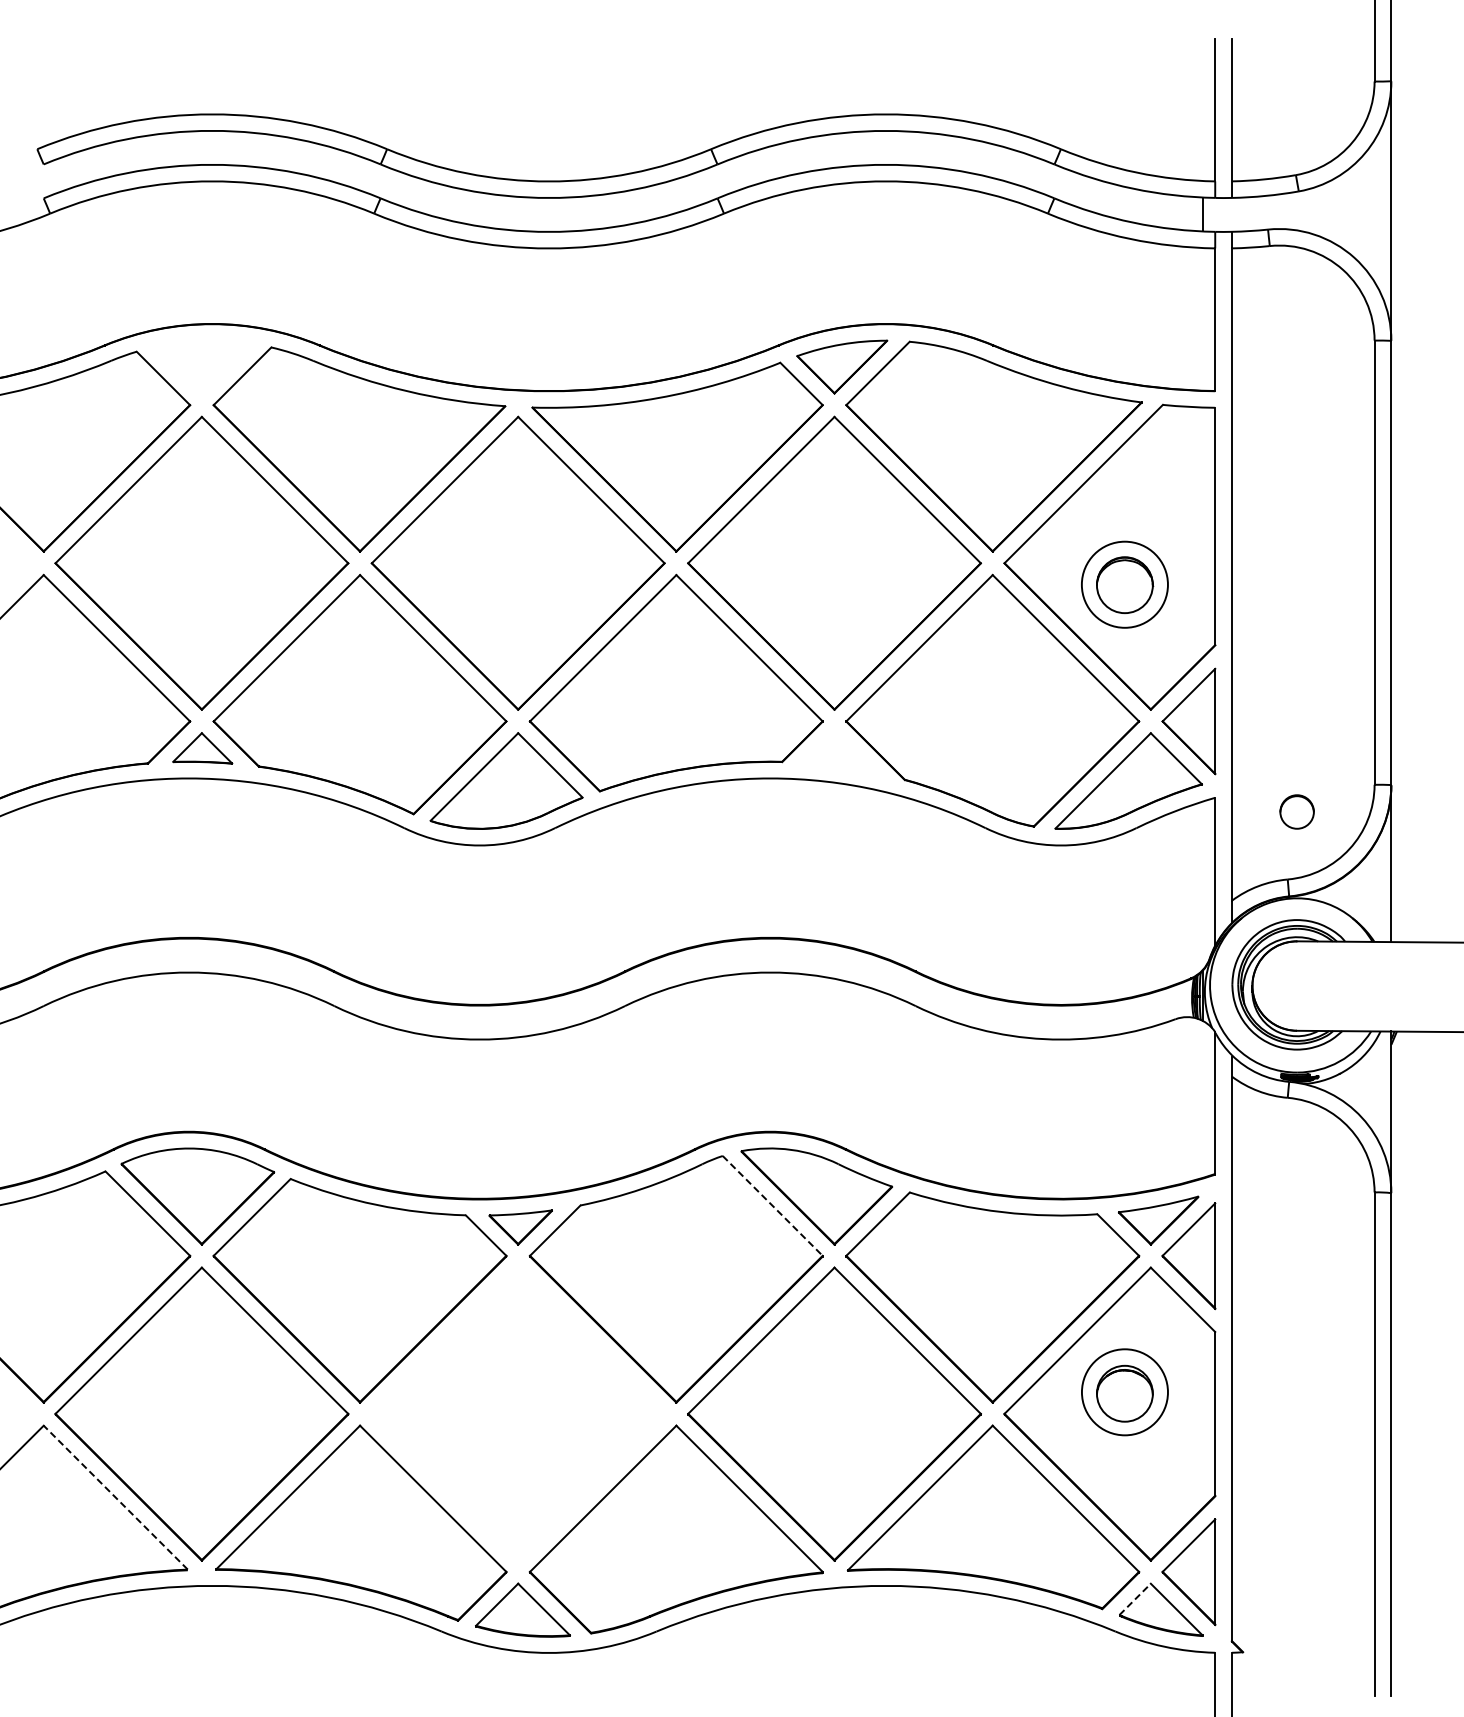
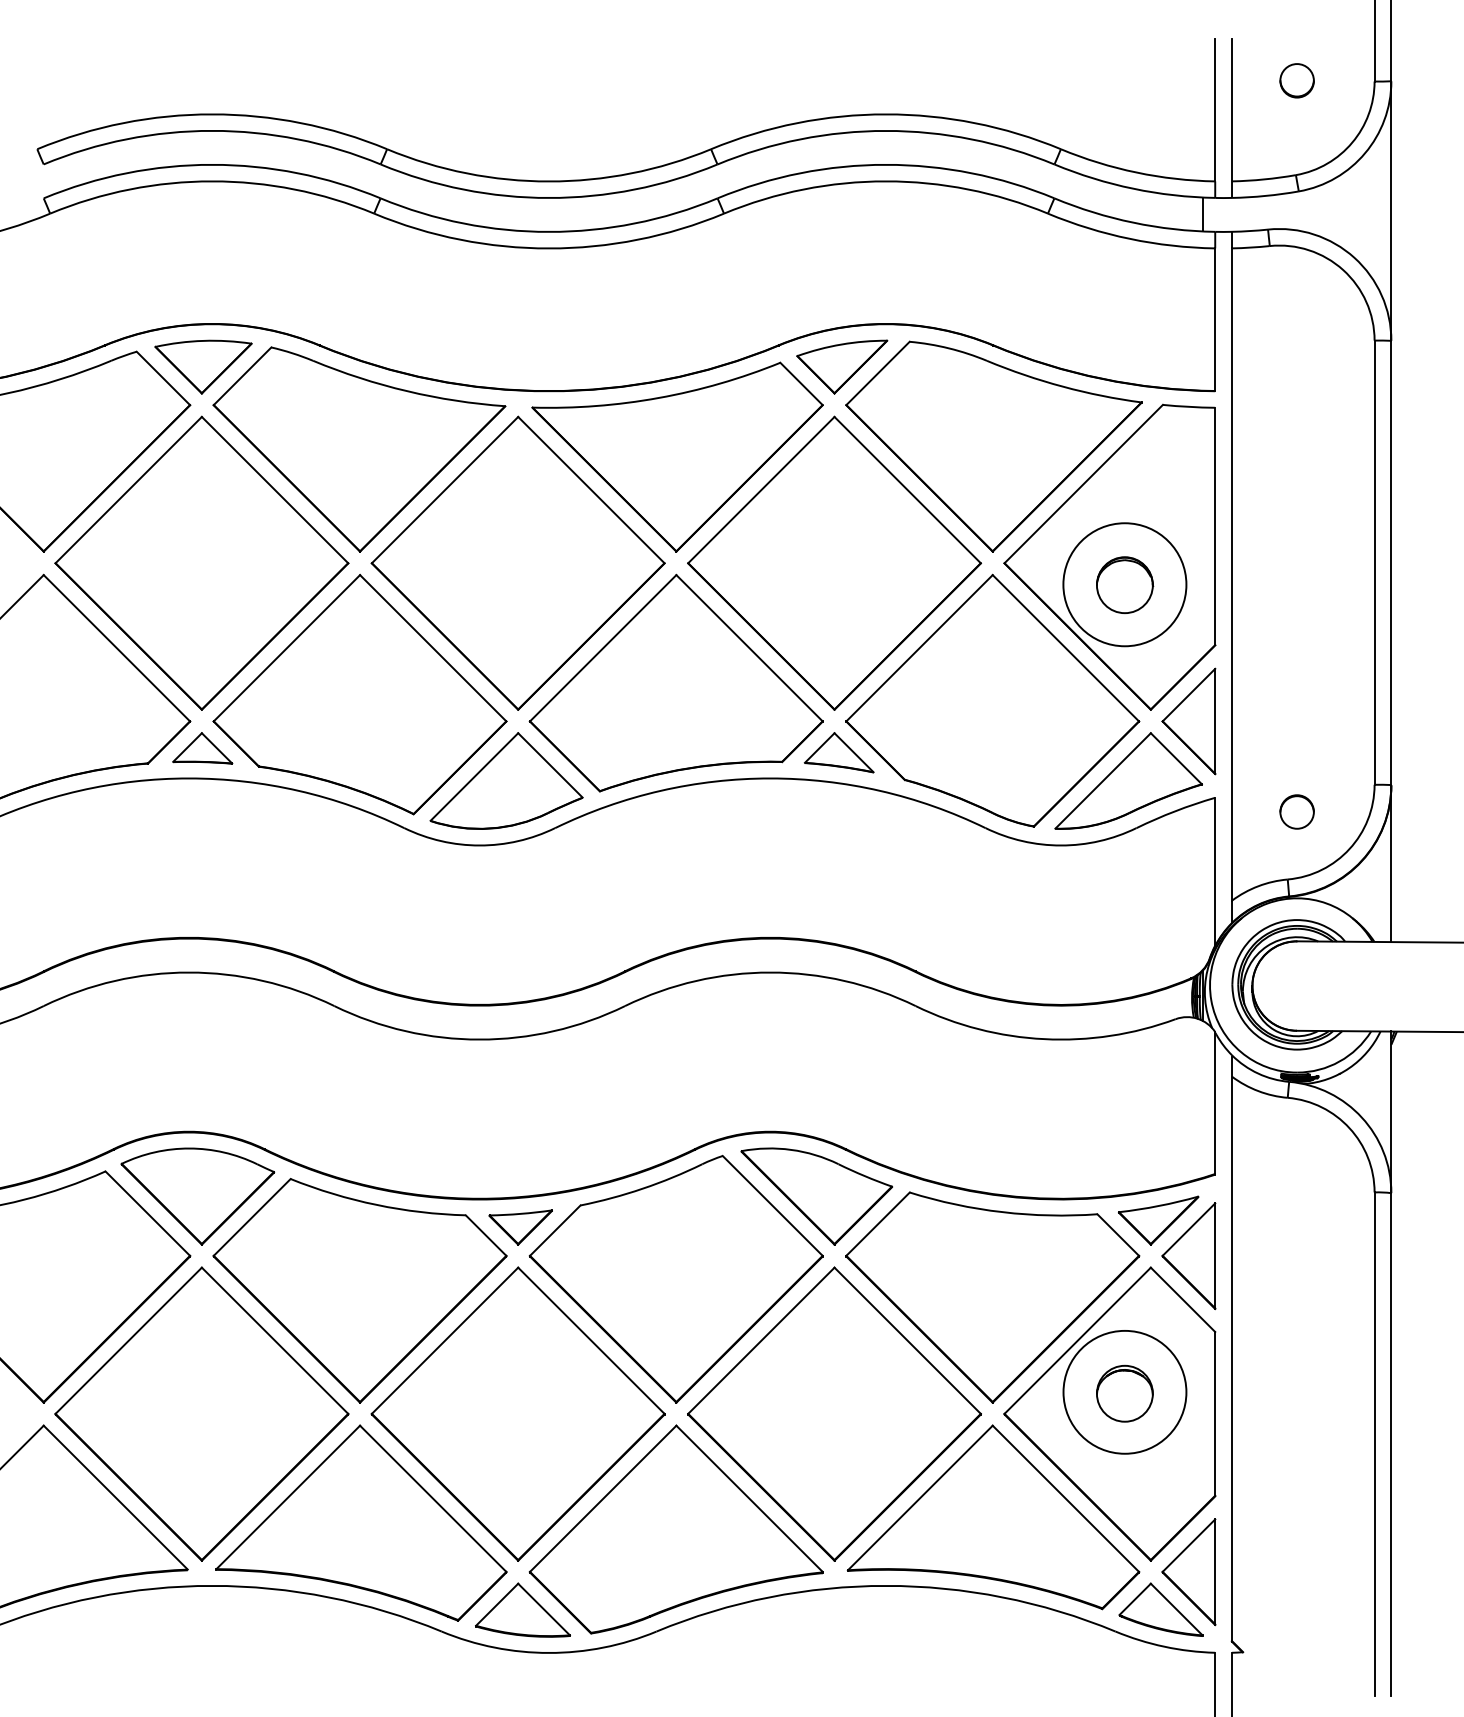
circle: none -> present (1296, 80)
part: none -> present (203, 366)
circle diameter: 86 px -> 123 px (1124, 584)
part: none -> present (838, 752)
line: dashed -> solid (772, 1205)
circle diameter: 86 px -> 123 px (1124, 1391)
part: none -> present (517, 1413)
line: dashed -> solid (115, 1497)
line: dashed -> solid (1135, 1599)
